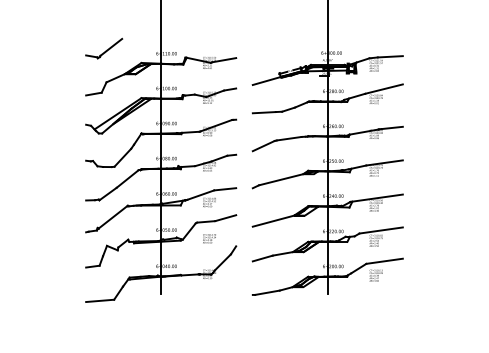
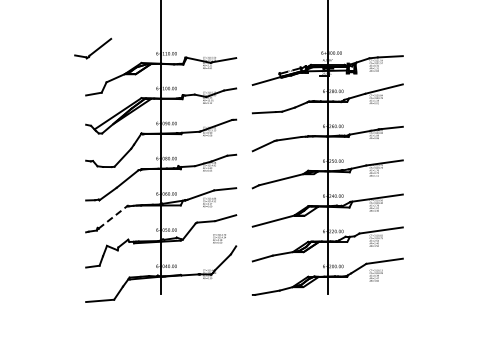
part position: (104, 48) -> (93, 48) (93, 48)
line: solid -> dashed (113, 217)
text position: (209, 238) -> (219, 238) (219, 238)
